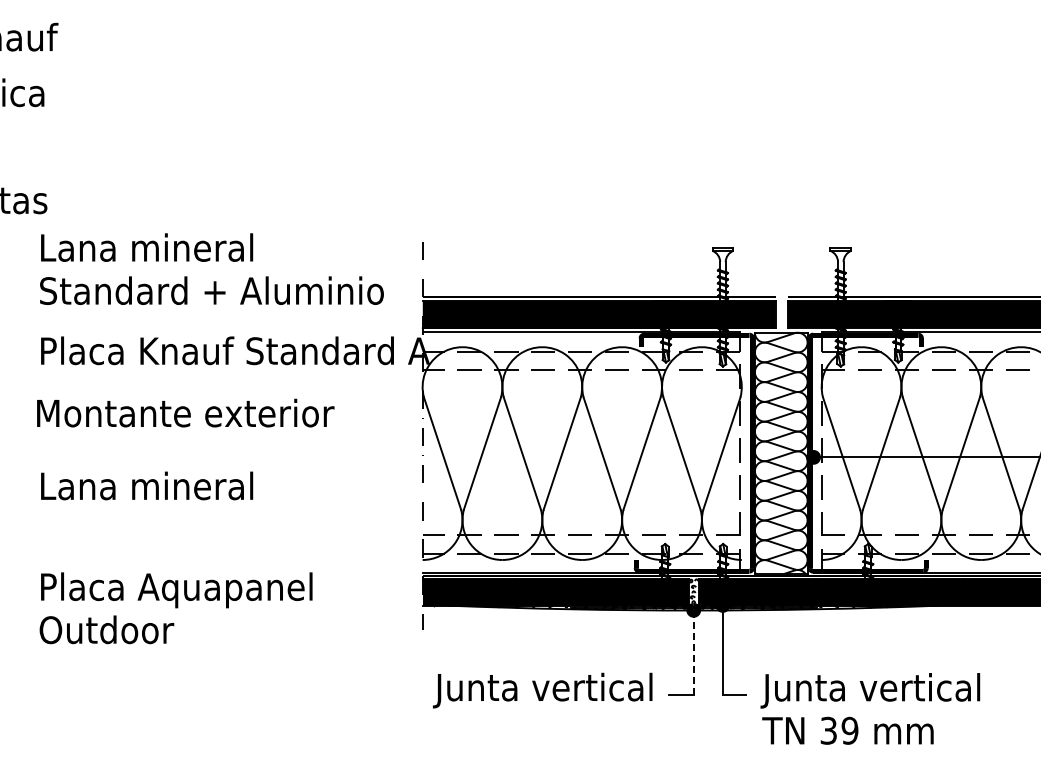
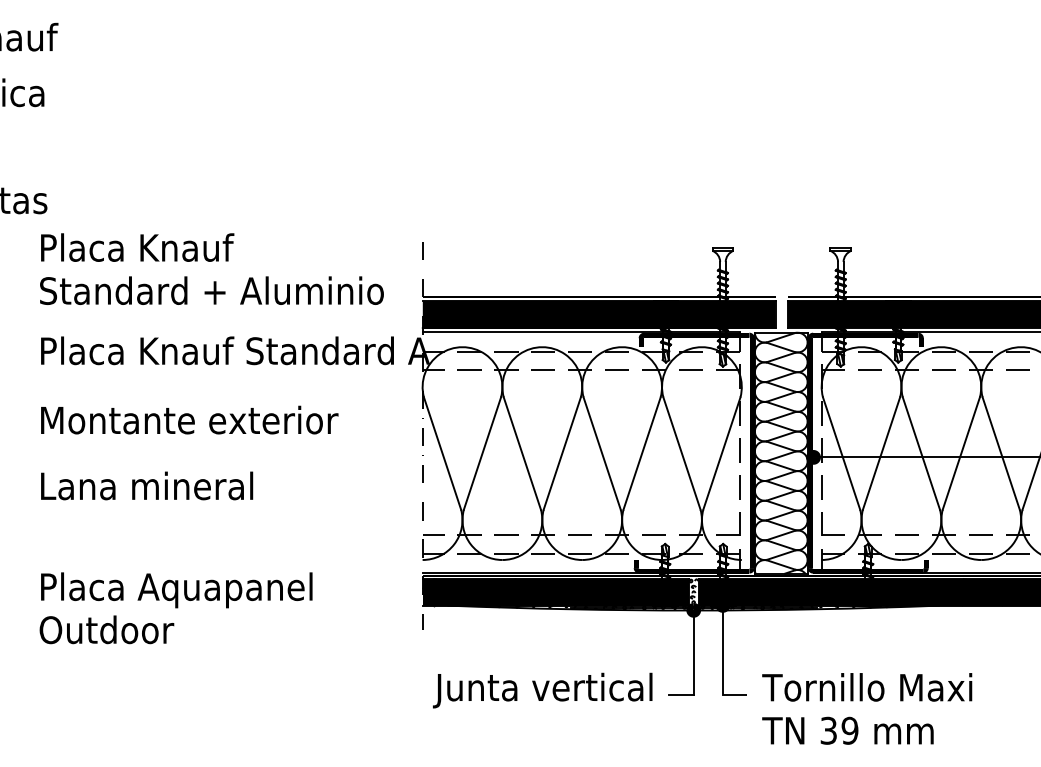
text: Lana mineral -> Placa Knauf (148, 247)
text position: (185, 412) -> (189, 419) (189, 419)
line: dashed -> solid (693, 652)
text: Junta vertical -> Tornillo Maxi (870, 690)
